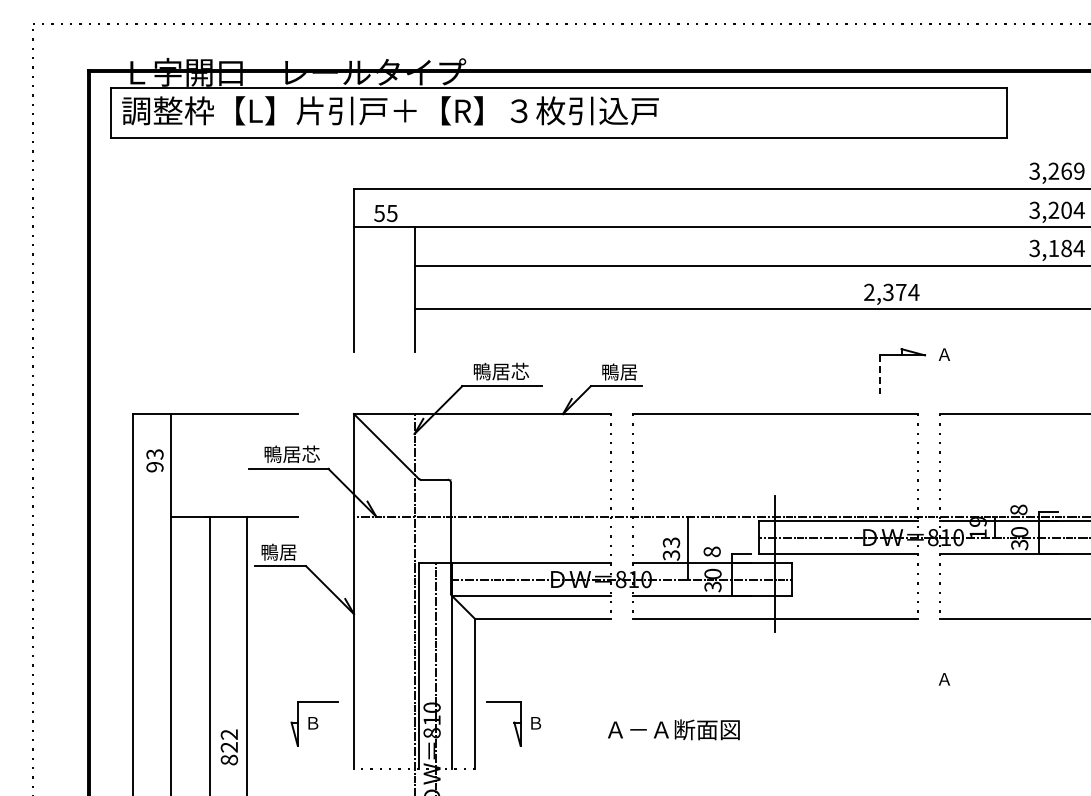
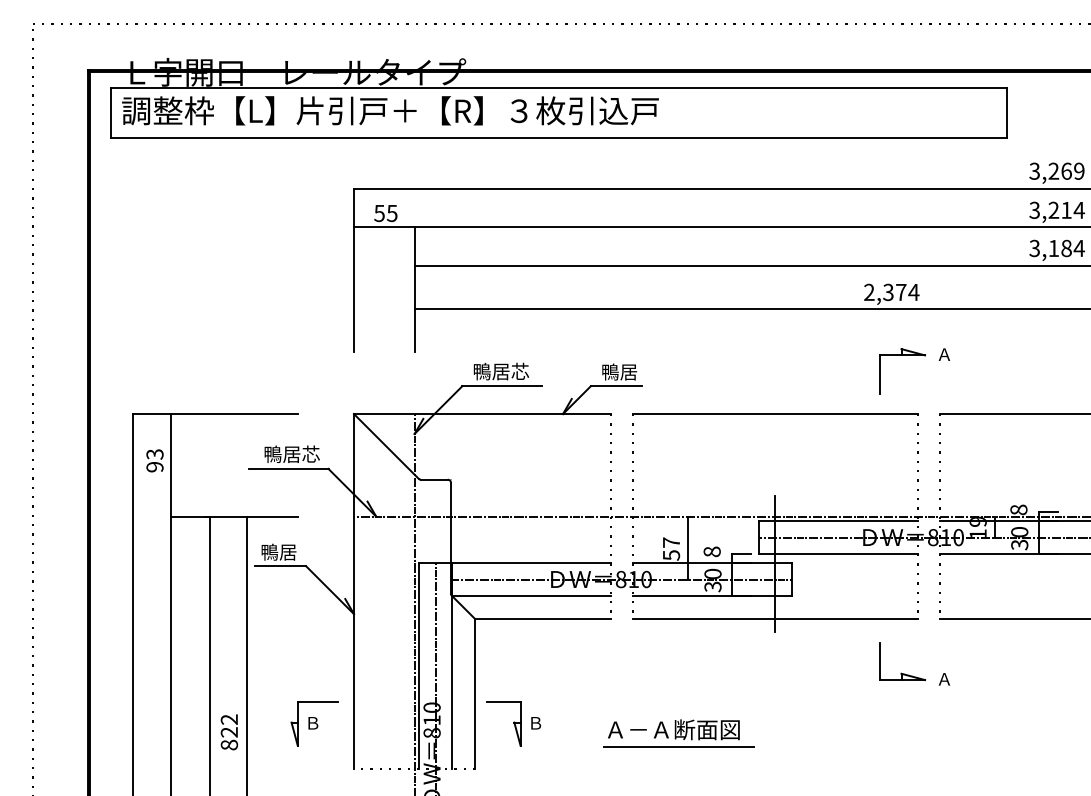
text: 3,204 -> 3,214 (1066, 209)
line: dashed -> solid (880, 375)
text: 33 -> 57 (671, 548)
part: none -> present (901, 672)
line: none -> present (678, 746)
text position: (228, 747) -> (228, 732) (228, 732)
